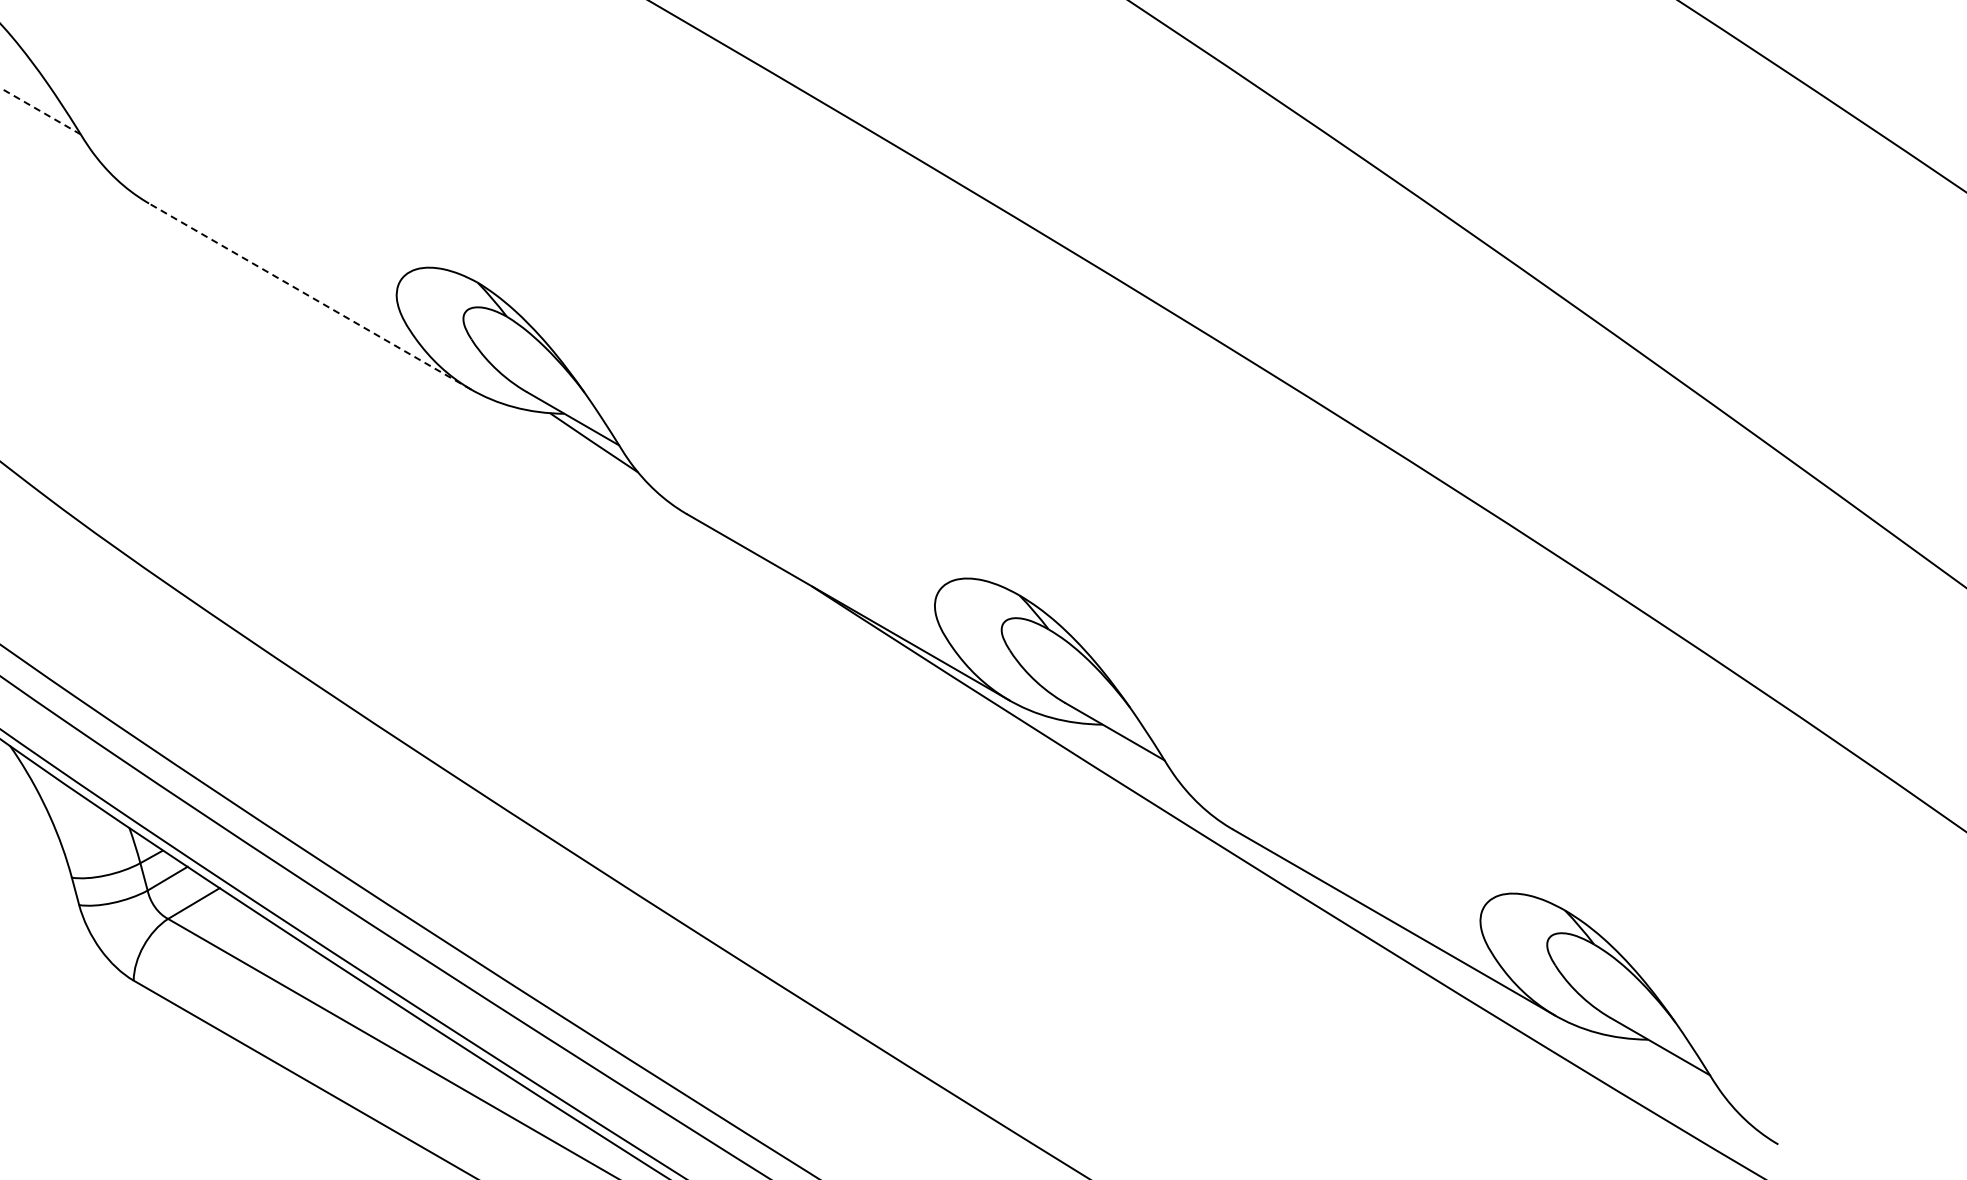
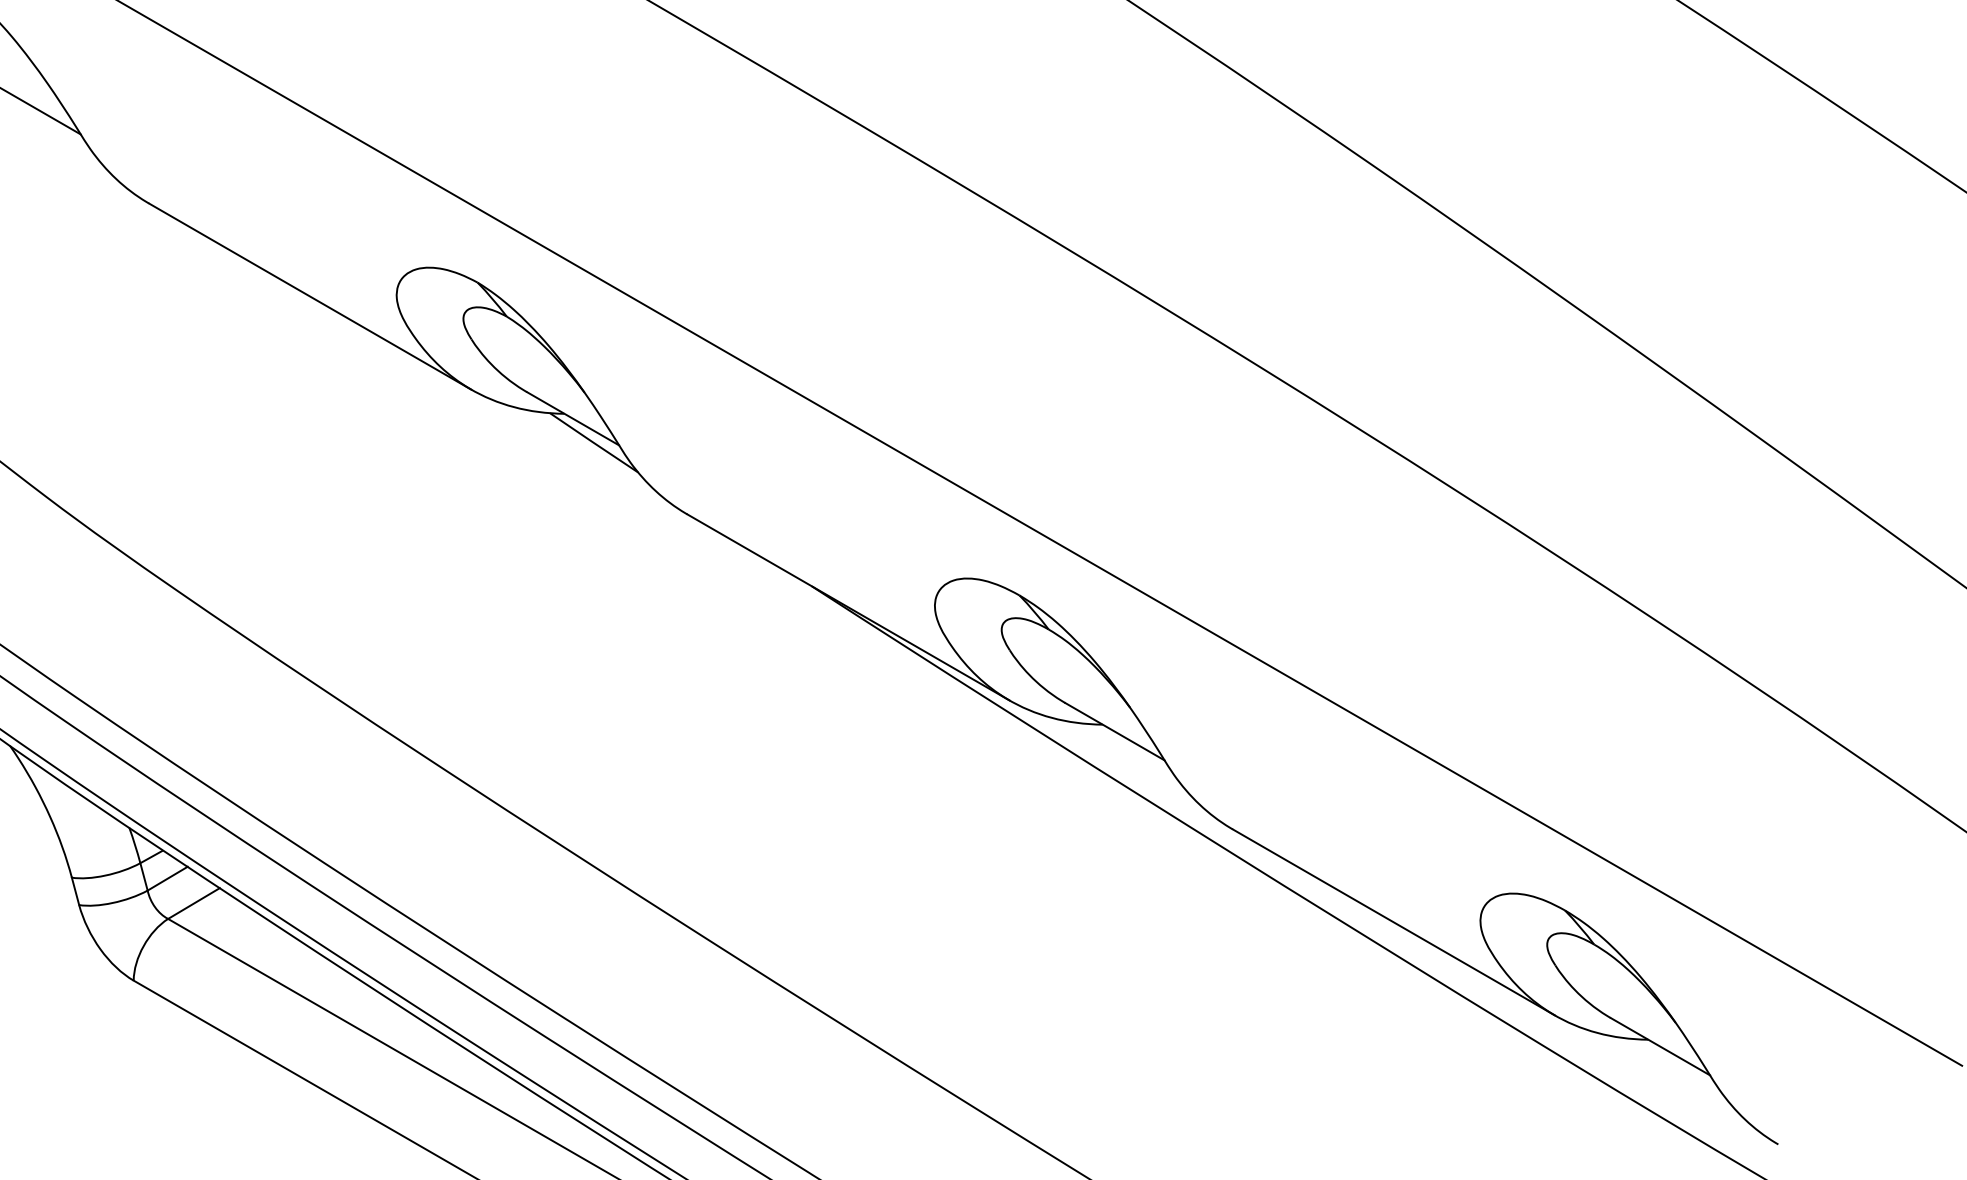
line: dashed -> solid (40, 111)
line: dashed -> solid (309, 296)
line: none -> present (1041, 533)
